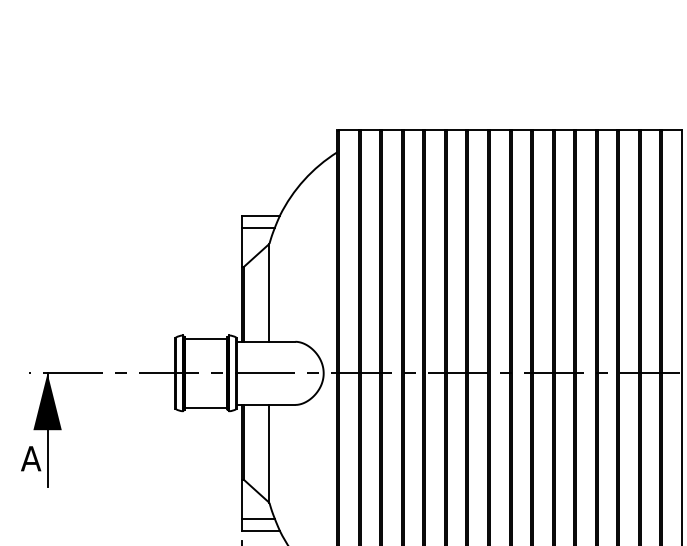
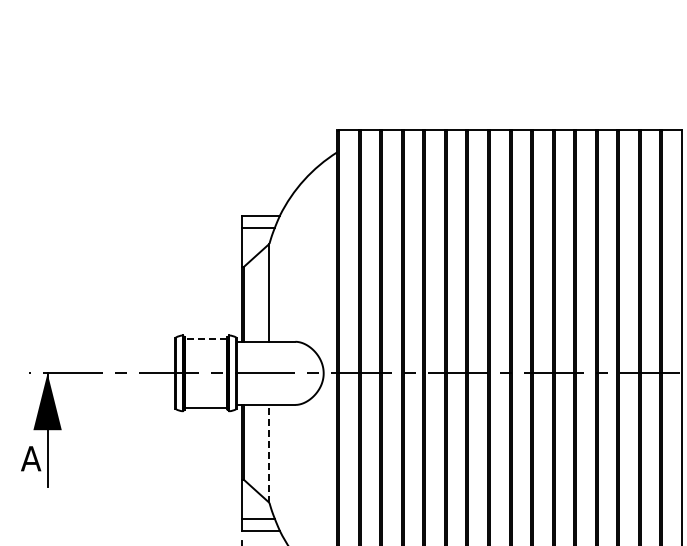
line: solid -> dashed (206, 338)
line: solid -> dashed (269, 453)
